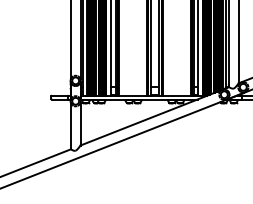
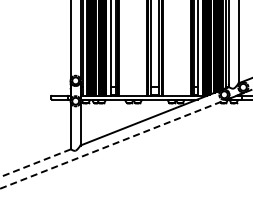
line: solid -> dashed (126, 139)
line: solid -> dashed (35, 163)
